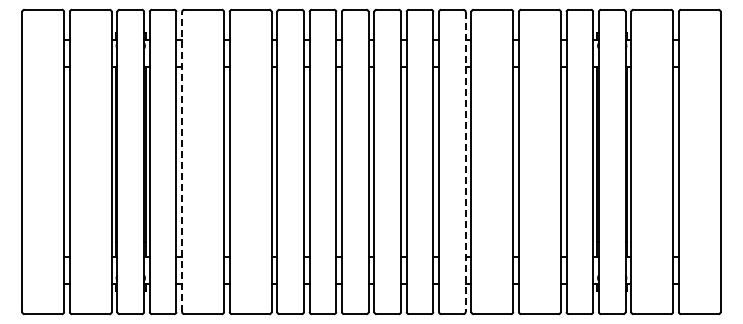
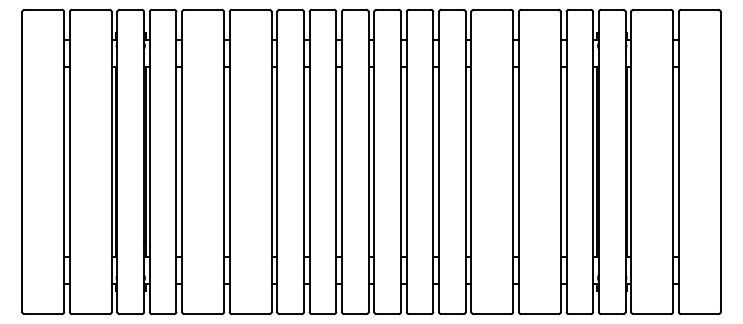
line: dashed -> solid (182, 162)
line: dashed -> solid (465, 162)
